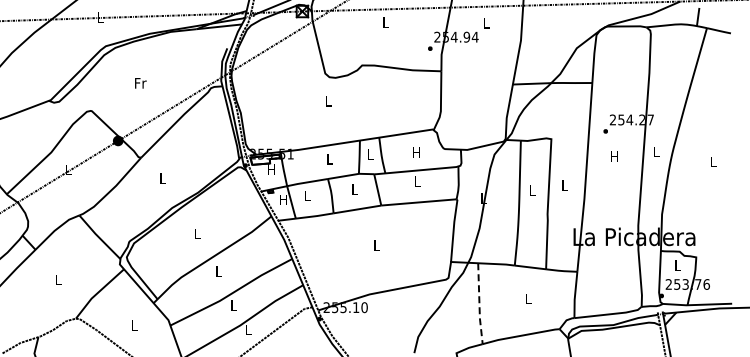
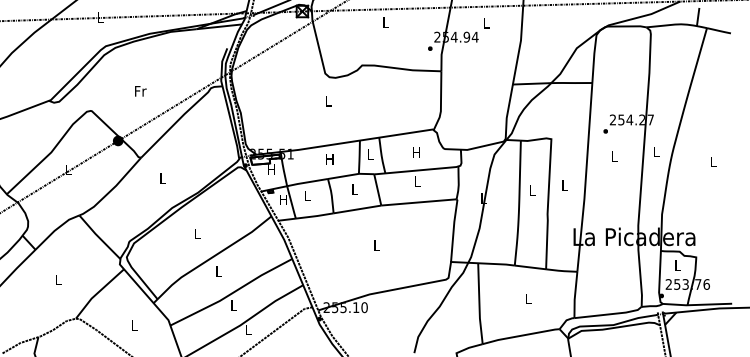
text position: (140, 83) -> (140, 91) (140, 91)
text: H -> L (614, 156)
text: L -> H (329, 159)
line: dashed -> solid (479, 304)
